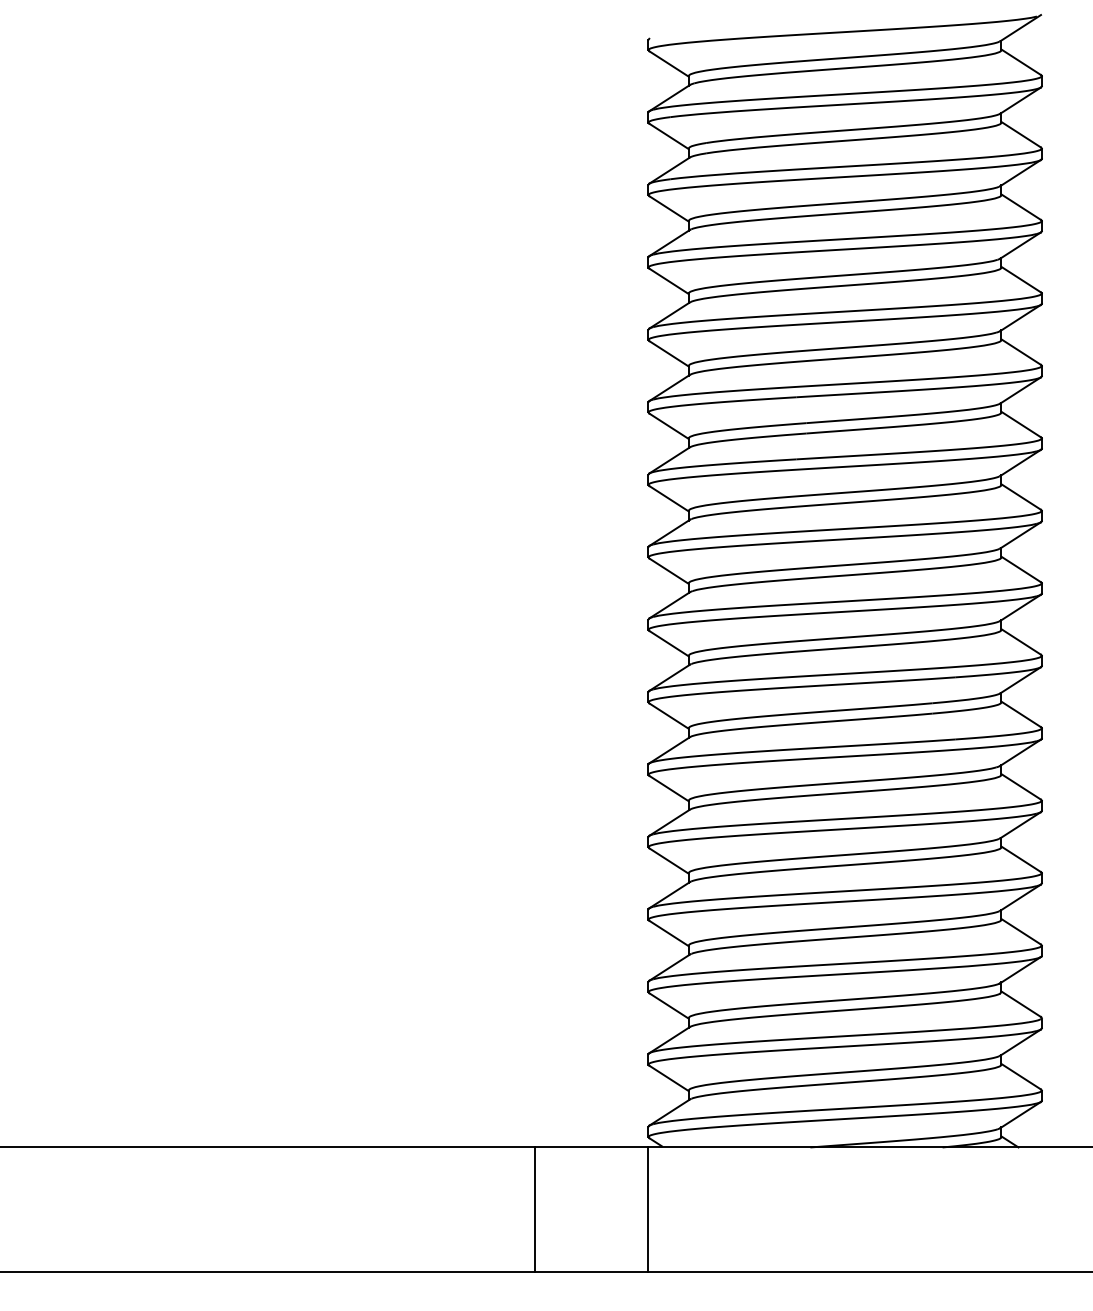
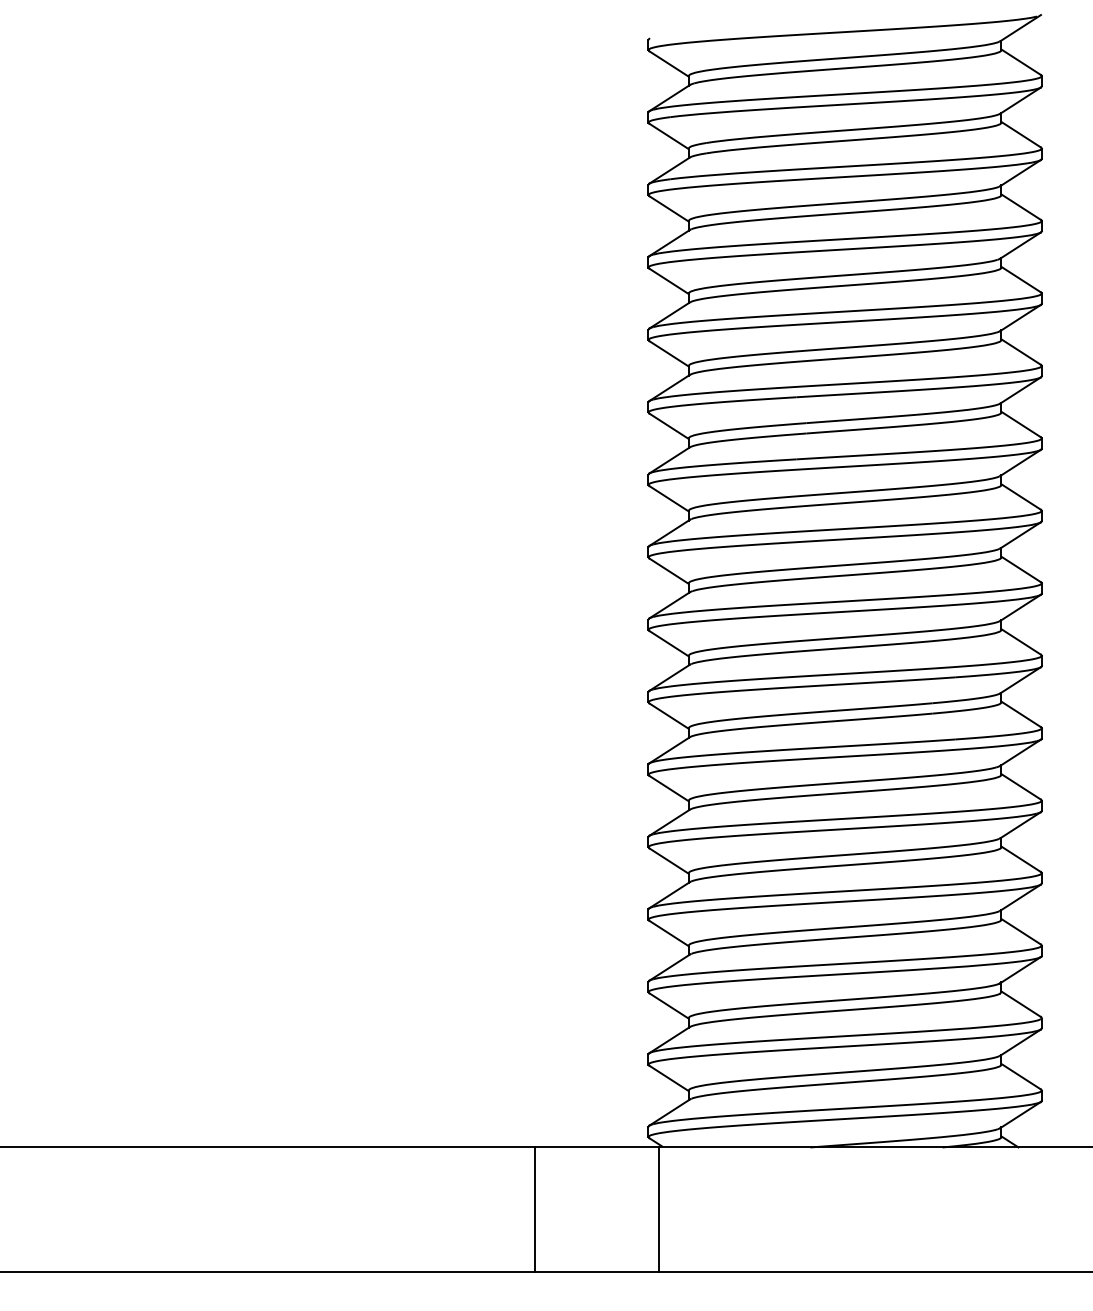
line position: (647, 1209) -> (658, 1209) (658, 1209)
